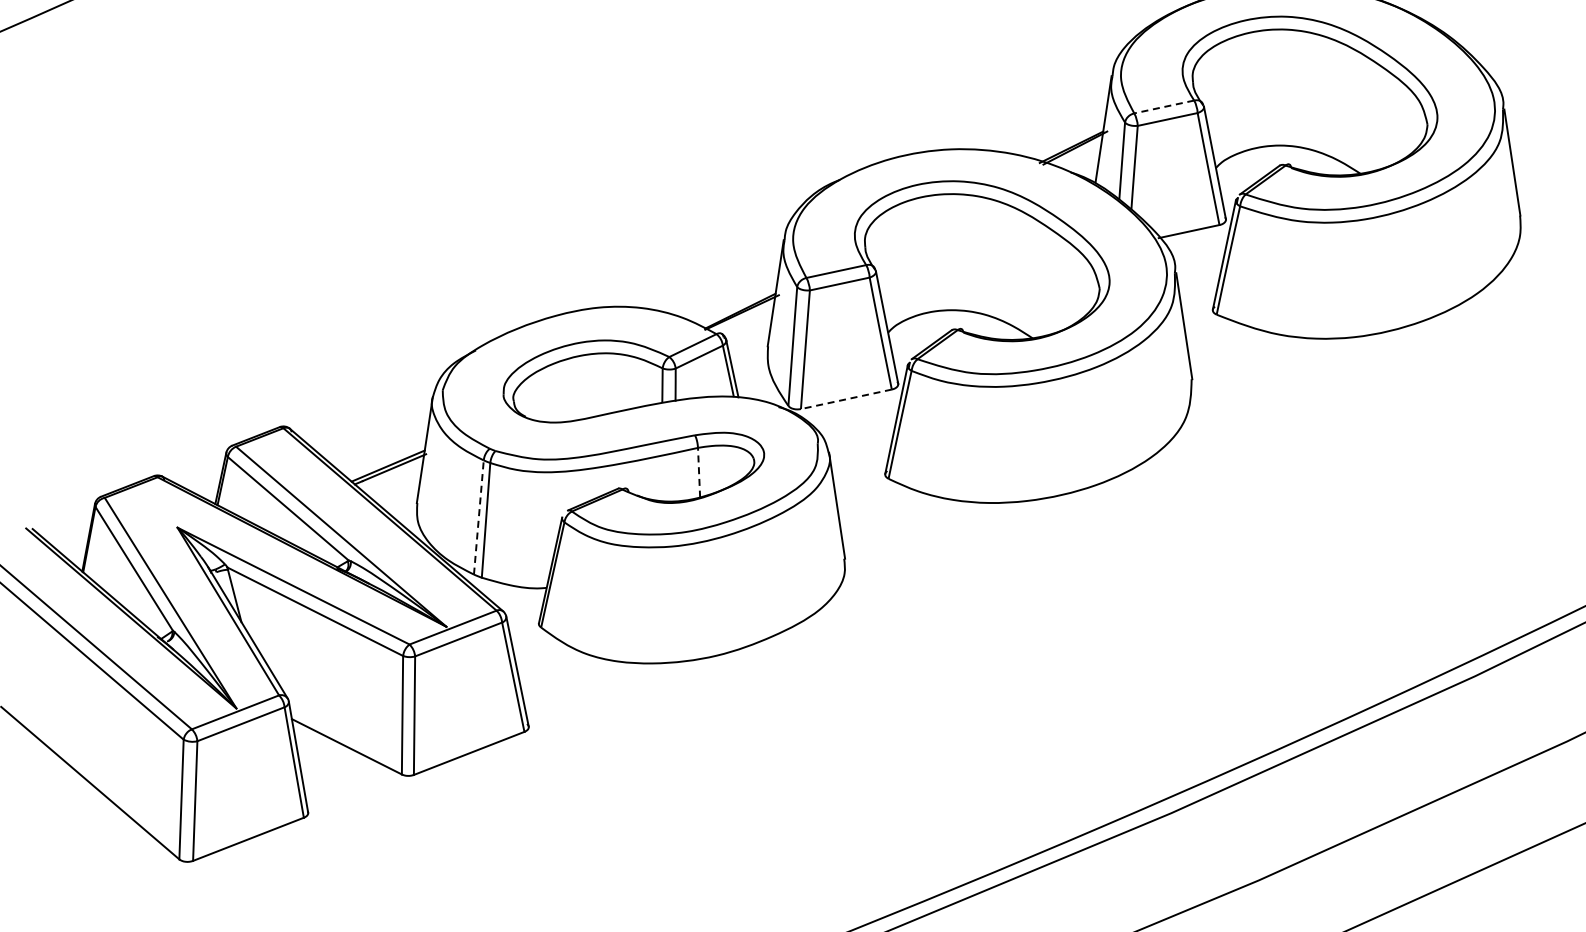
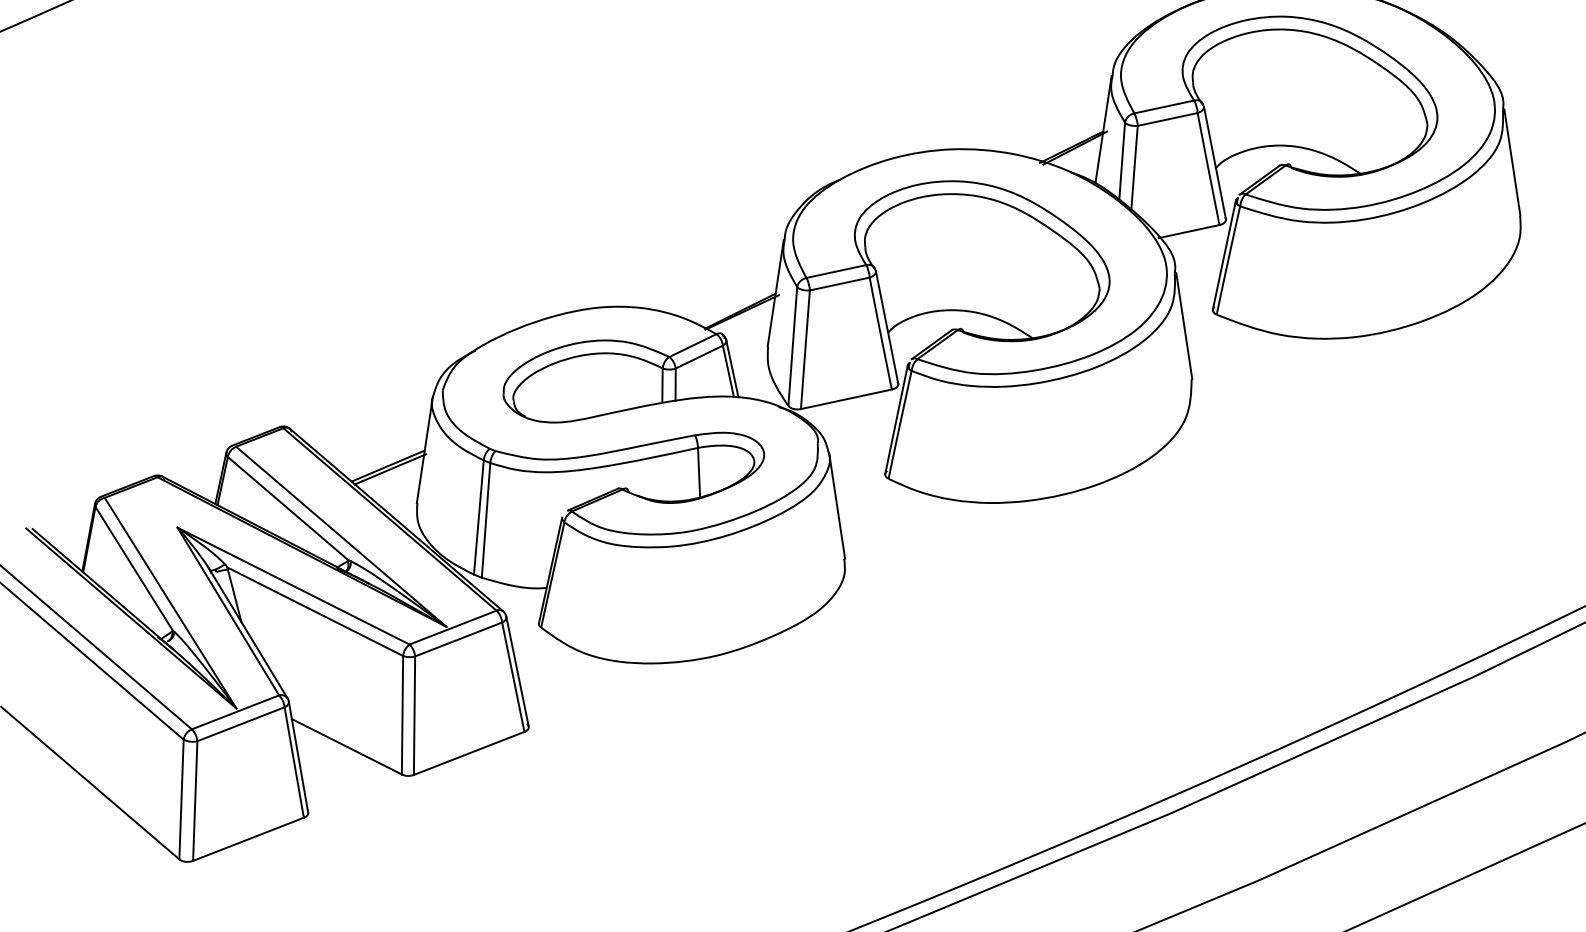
line: dashed -> solid (1164, 106)
line: dashed -> solid (845, 399)
line: dashed -> solid (699, 472)
line: dashed -> solid (478, 517)
